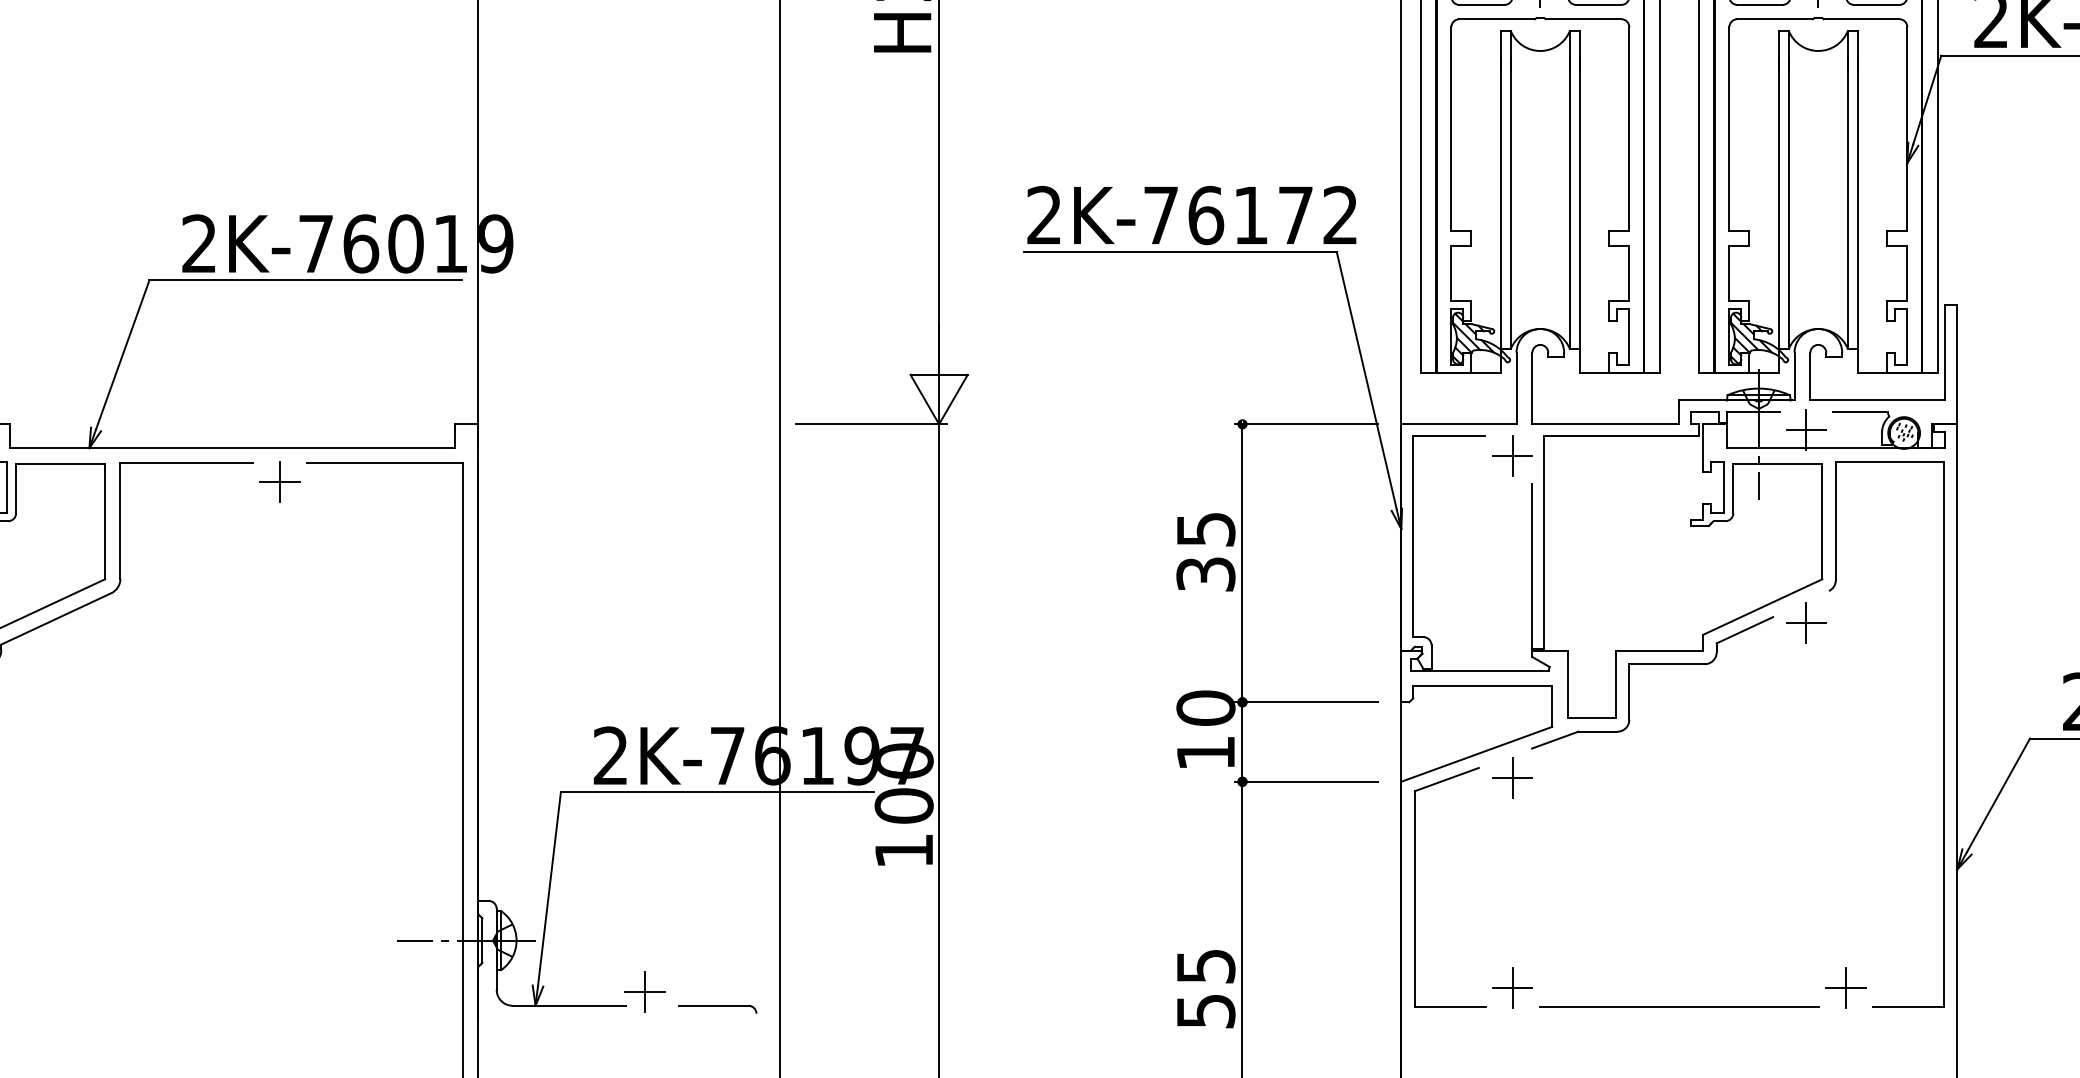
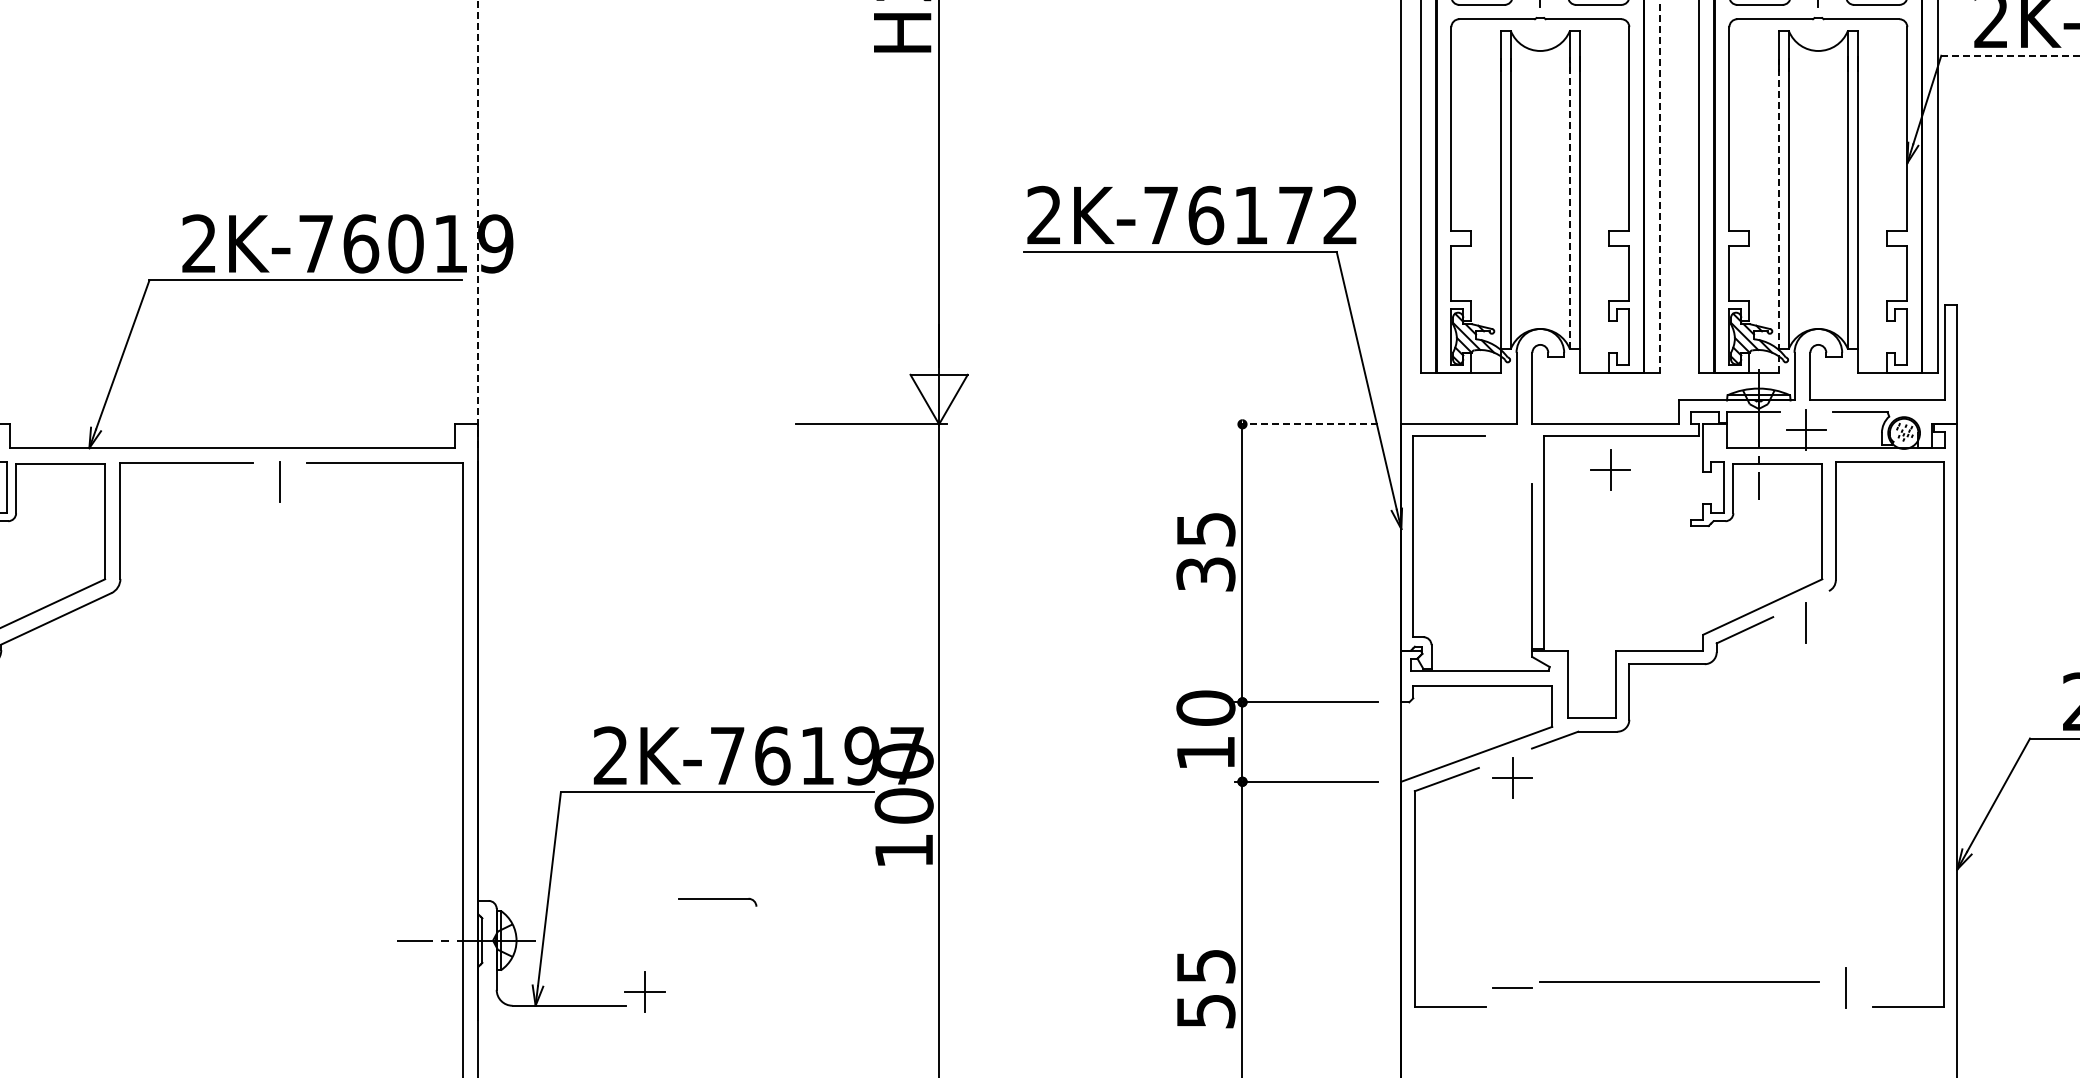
line: solid -> dashed (2010, 55)
line: solid -> dashed (1659, 186)
line: solid -> dashed (1569, 202)
line: solid -> dashed (1778, 215)
line: solid -> dashed (478, 224)
line: solid -> dashed (1305, 424)
part position: (1512, 455) -> (1610, 469) (1610, 469)
line: present -> none (279, 482)
line: present -> none (780, 538)
line: present -> none (1806, 622)
line: present -> none (1512, 988)
line: present -> none (1846, 988)
line position: (1679, 1006) -> (1679, 981) (1679, 981)
part position: (717, 1008) -> (717, 901) (717, 901)
